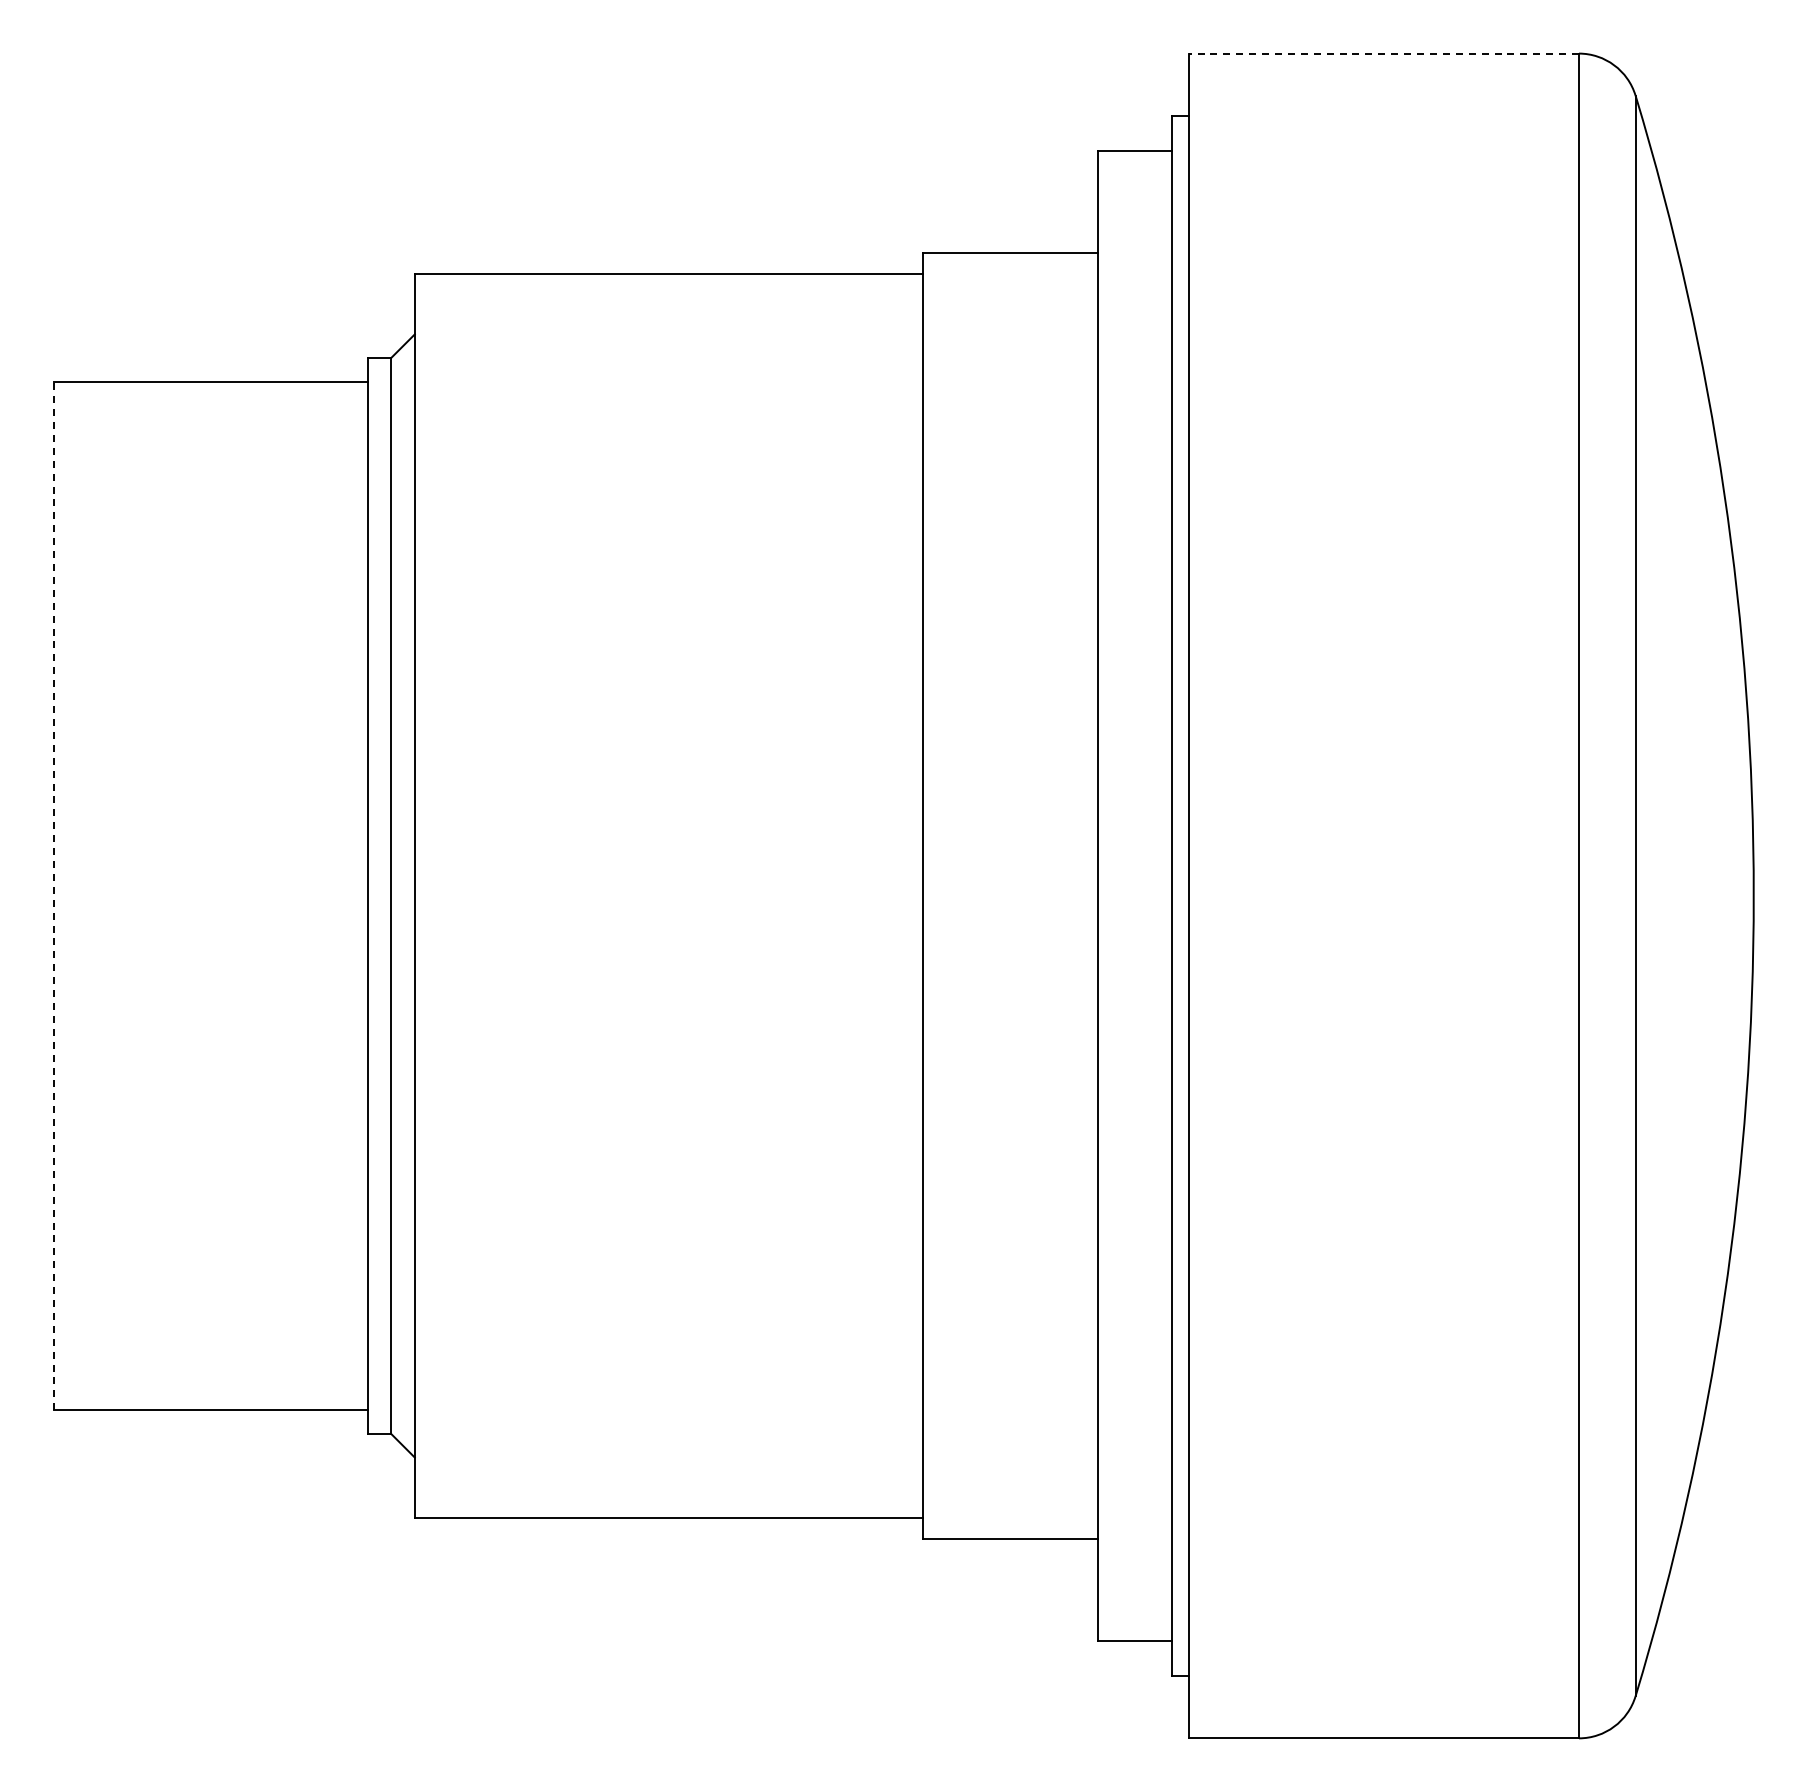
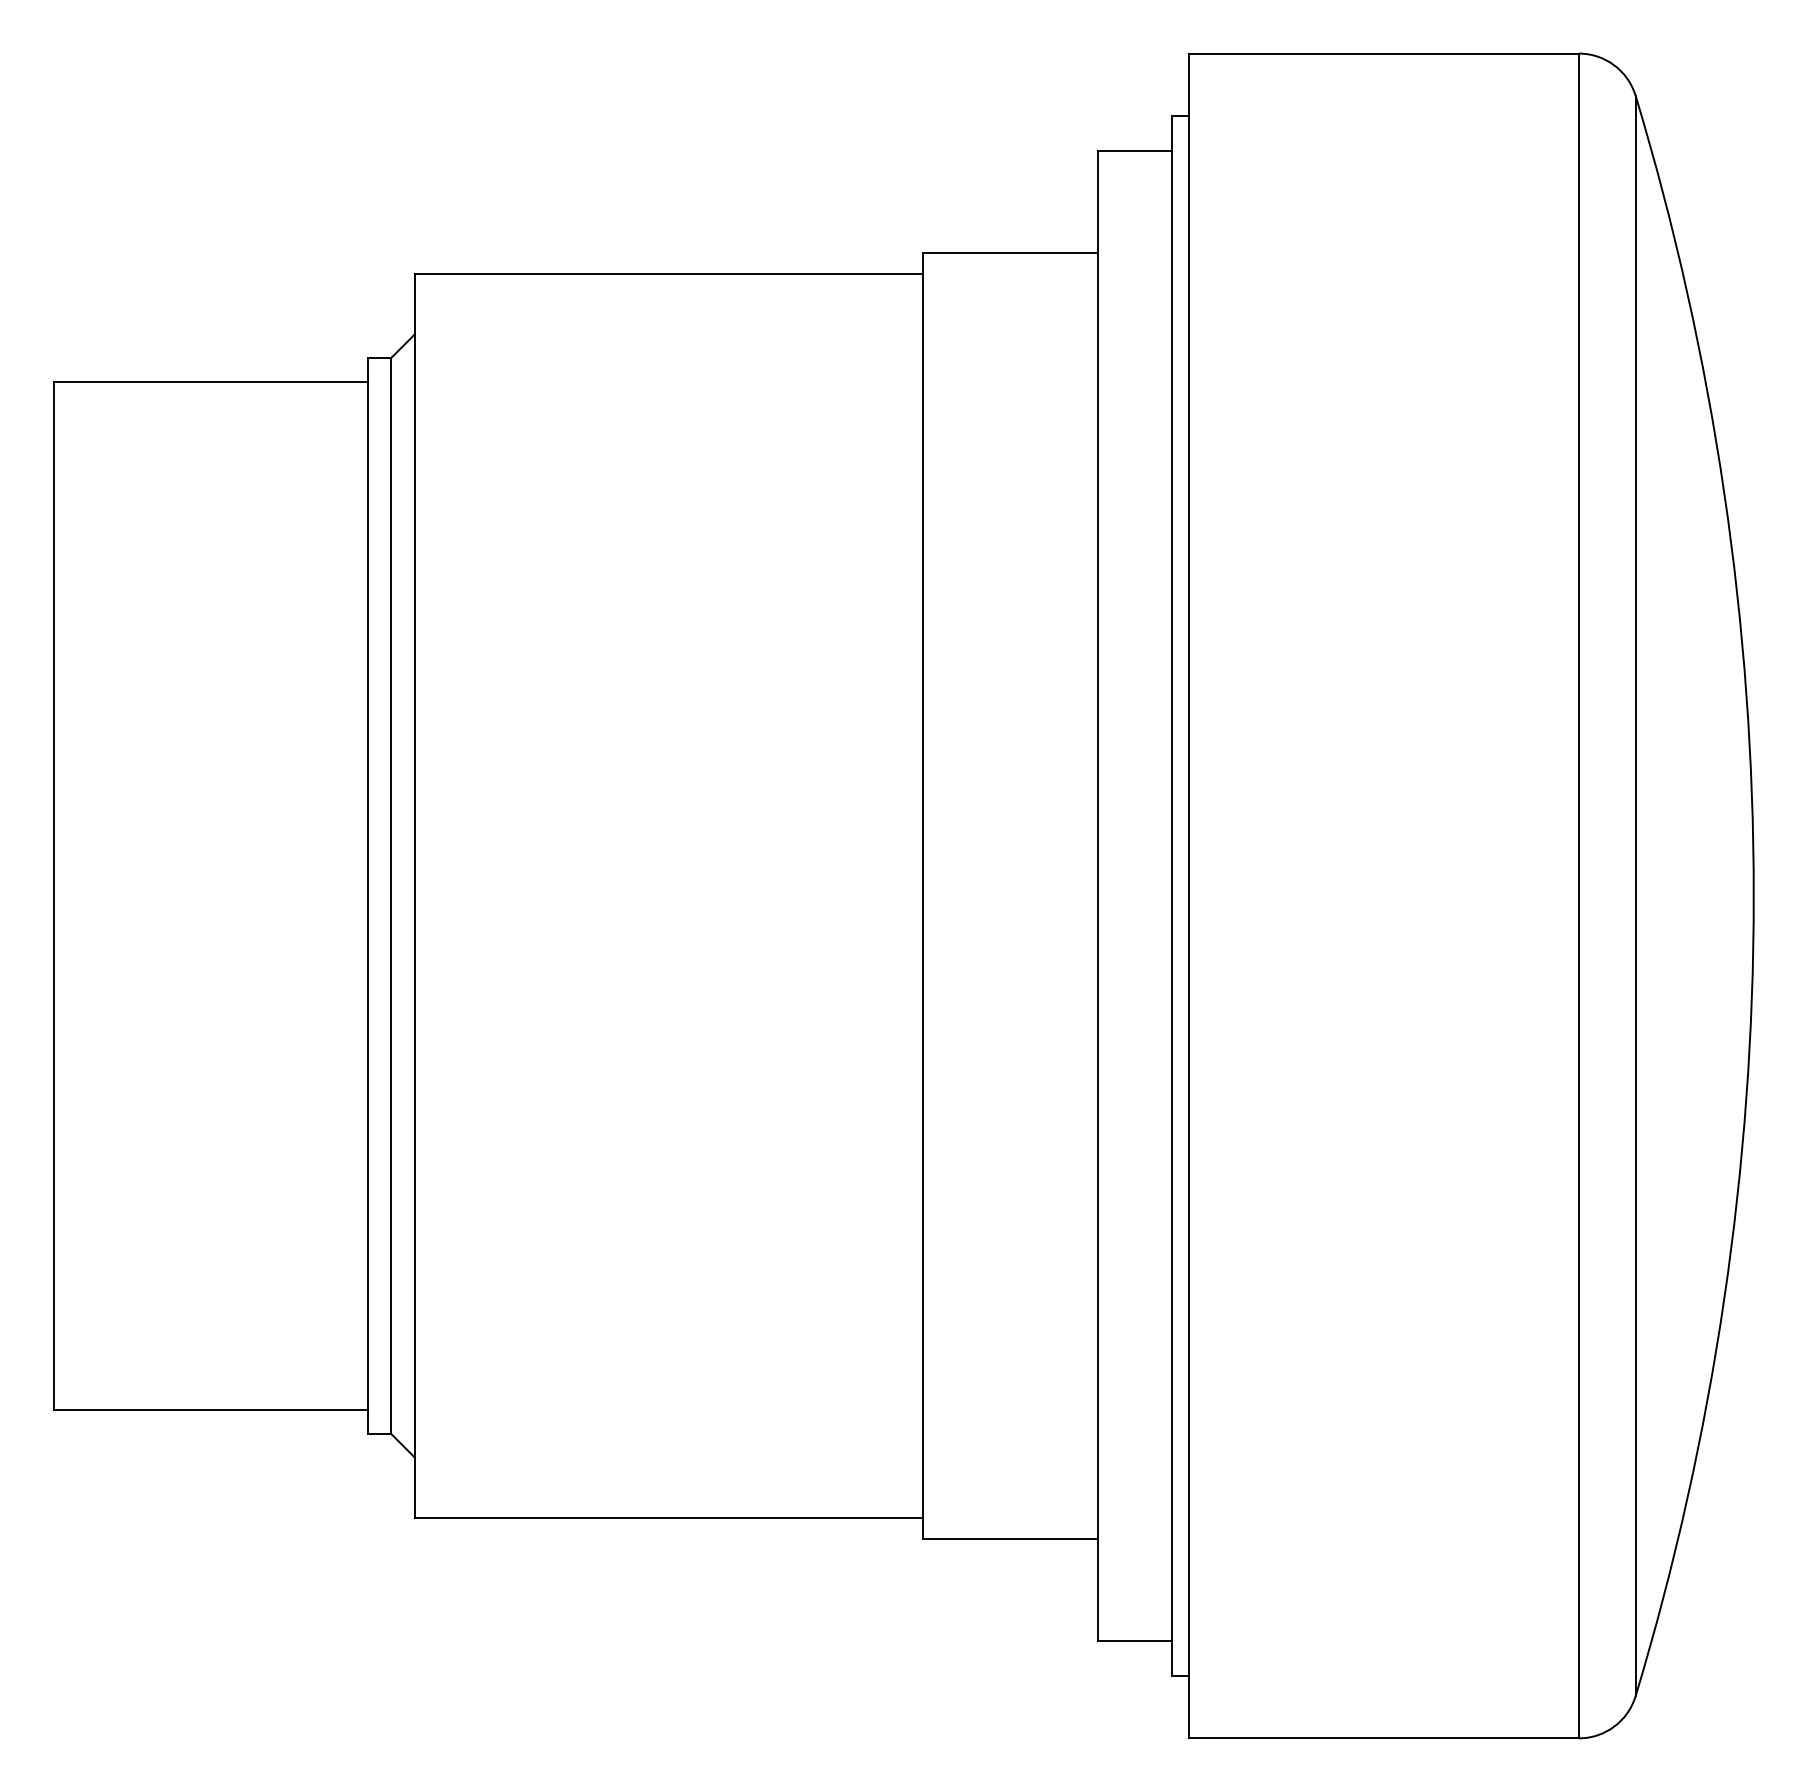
line: dashed -> solid (1384, 53)
line: dashed -> solid (54, 895)
